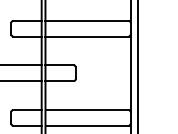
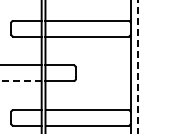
line: solid -> dashed (137, 67)
line: solid -> dashed (20, 81)
